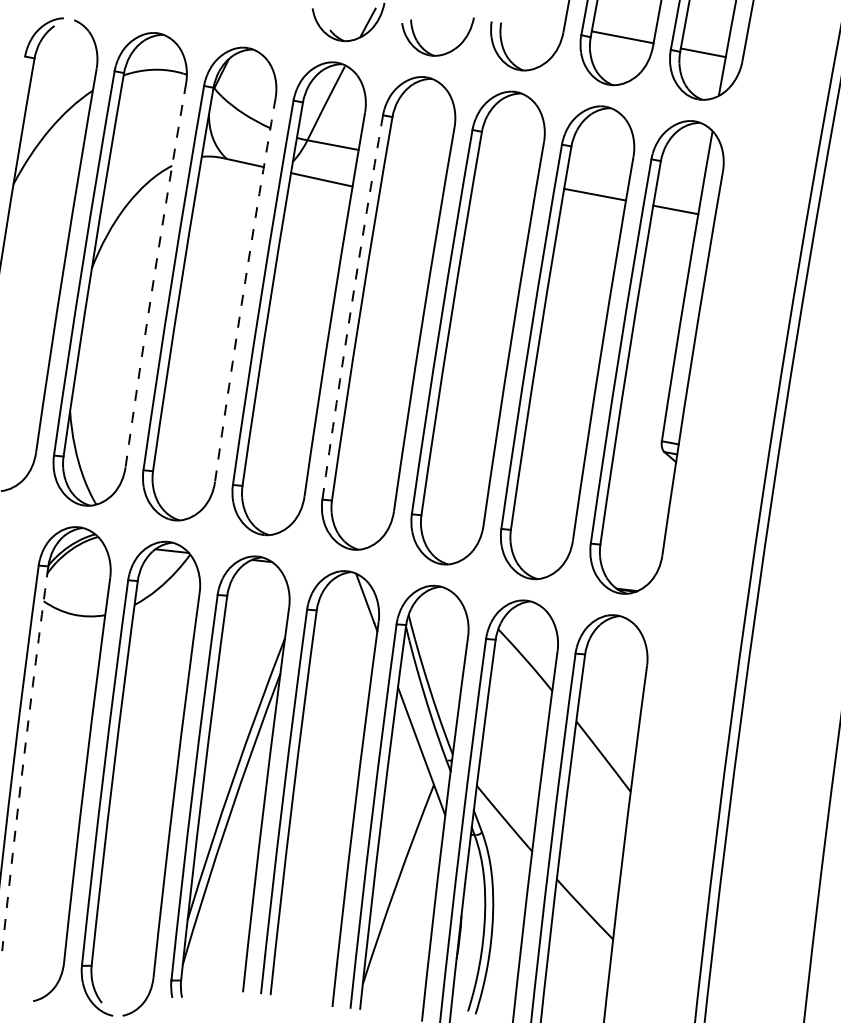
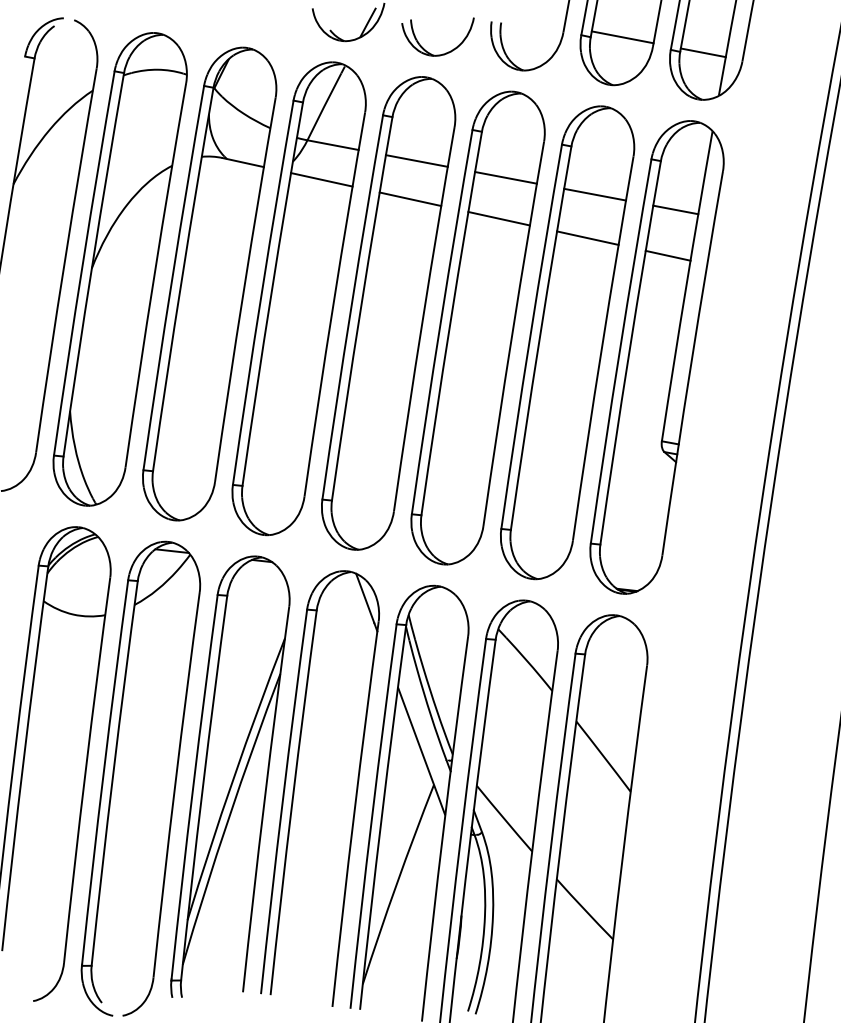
line: none -> present (416, 160)
line: none -> present (505, 177)
line: none -> present (410, 199)
line: none -> present (498, 218)
line: none -> present (587, 237)
line: none -> present (667, 255)
arc: dashed -> solid (154, 274)
arc: dashed -> solid (243, 289)
arc: dashed -> solid (351, 307)
arc: dashed -> solid (23, 758)
